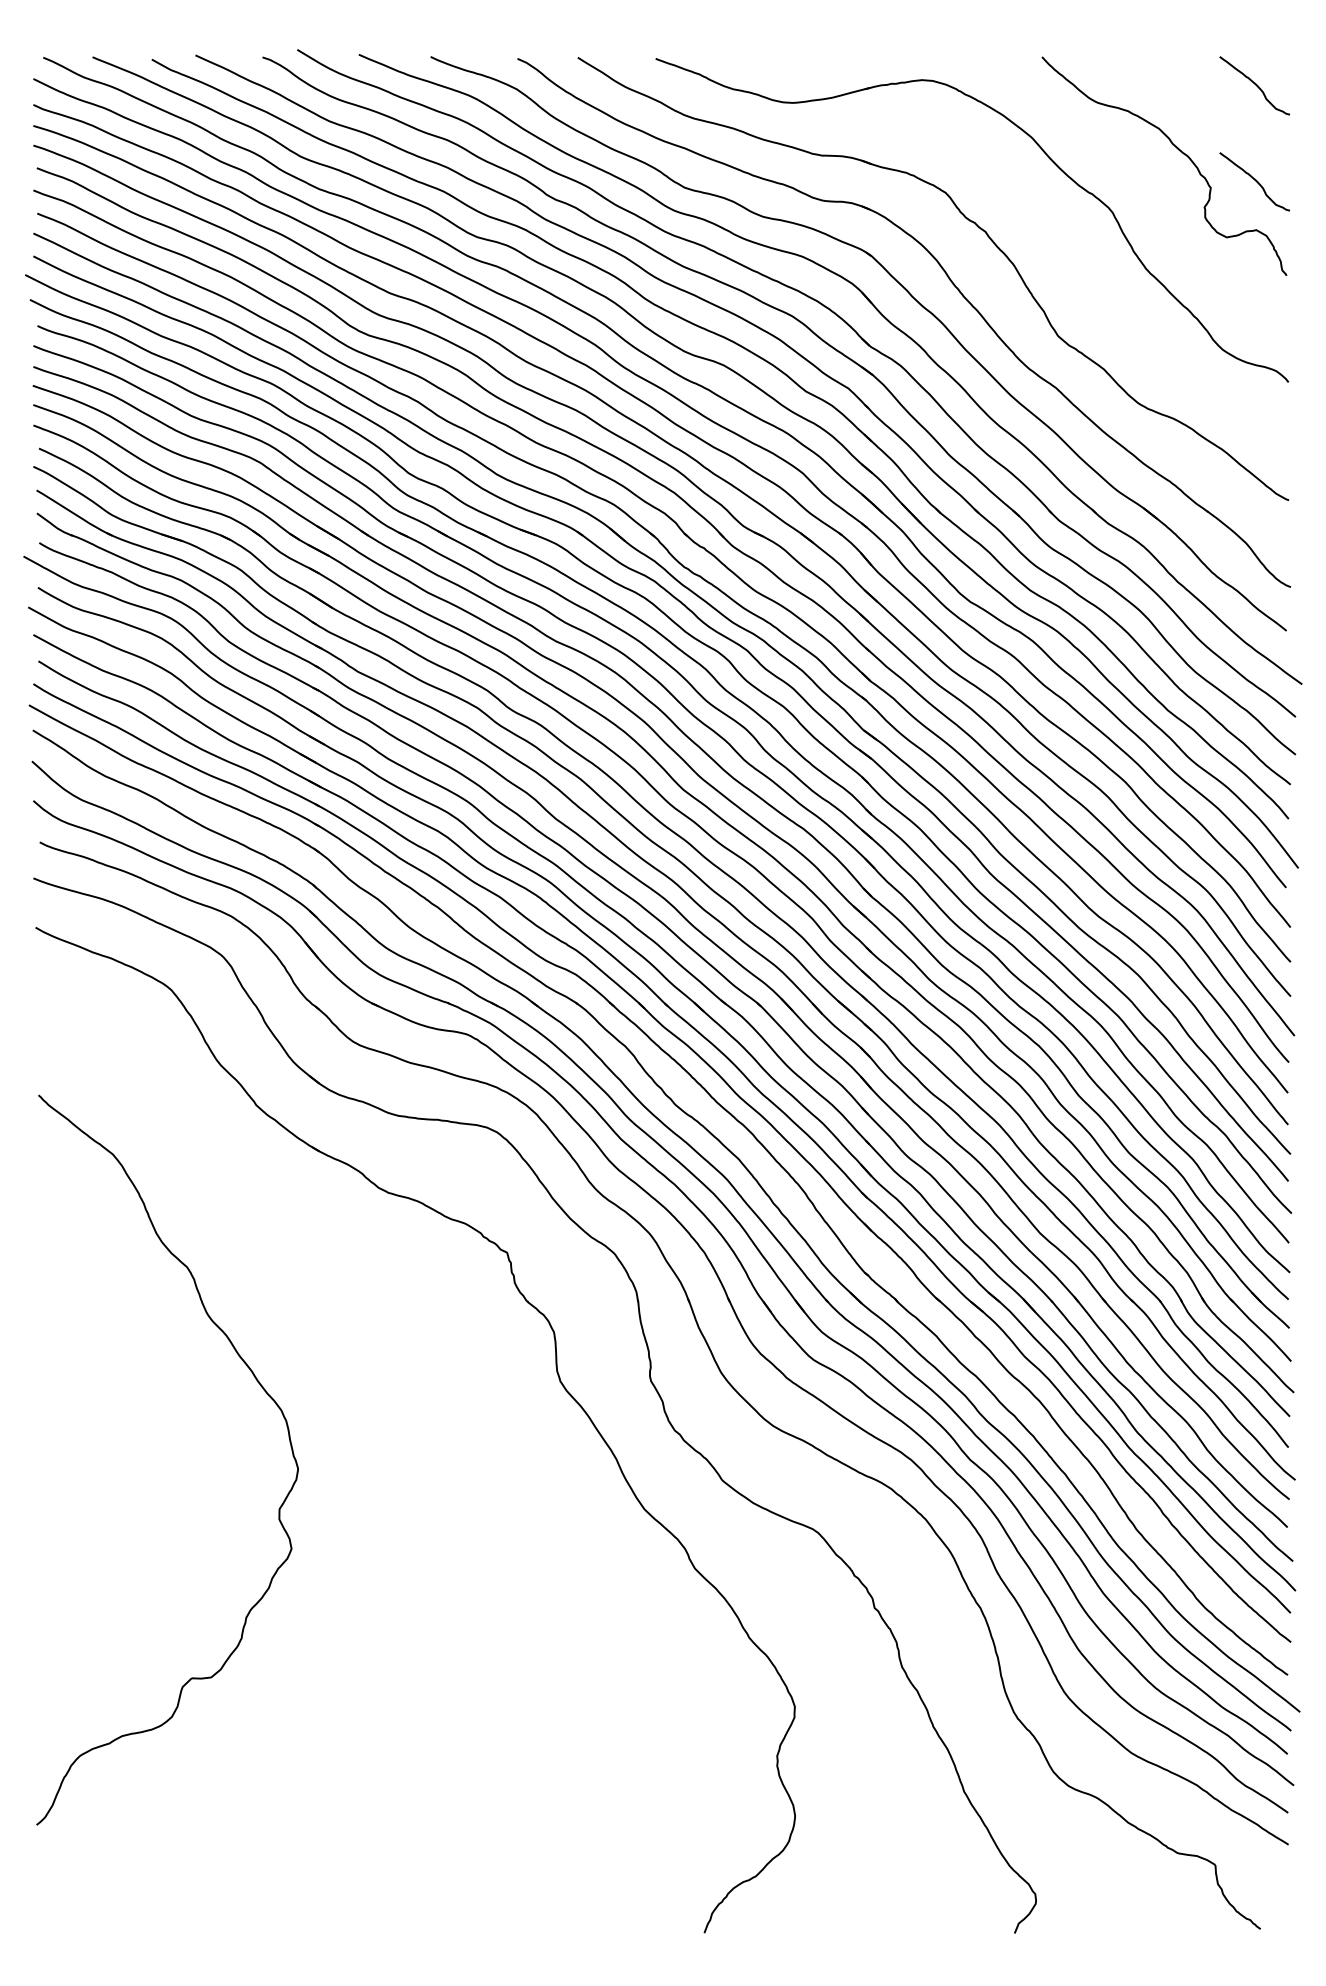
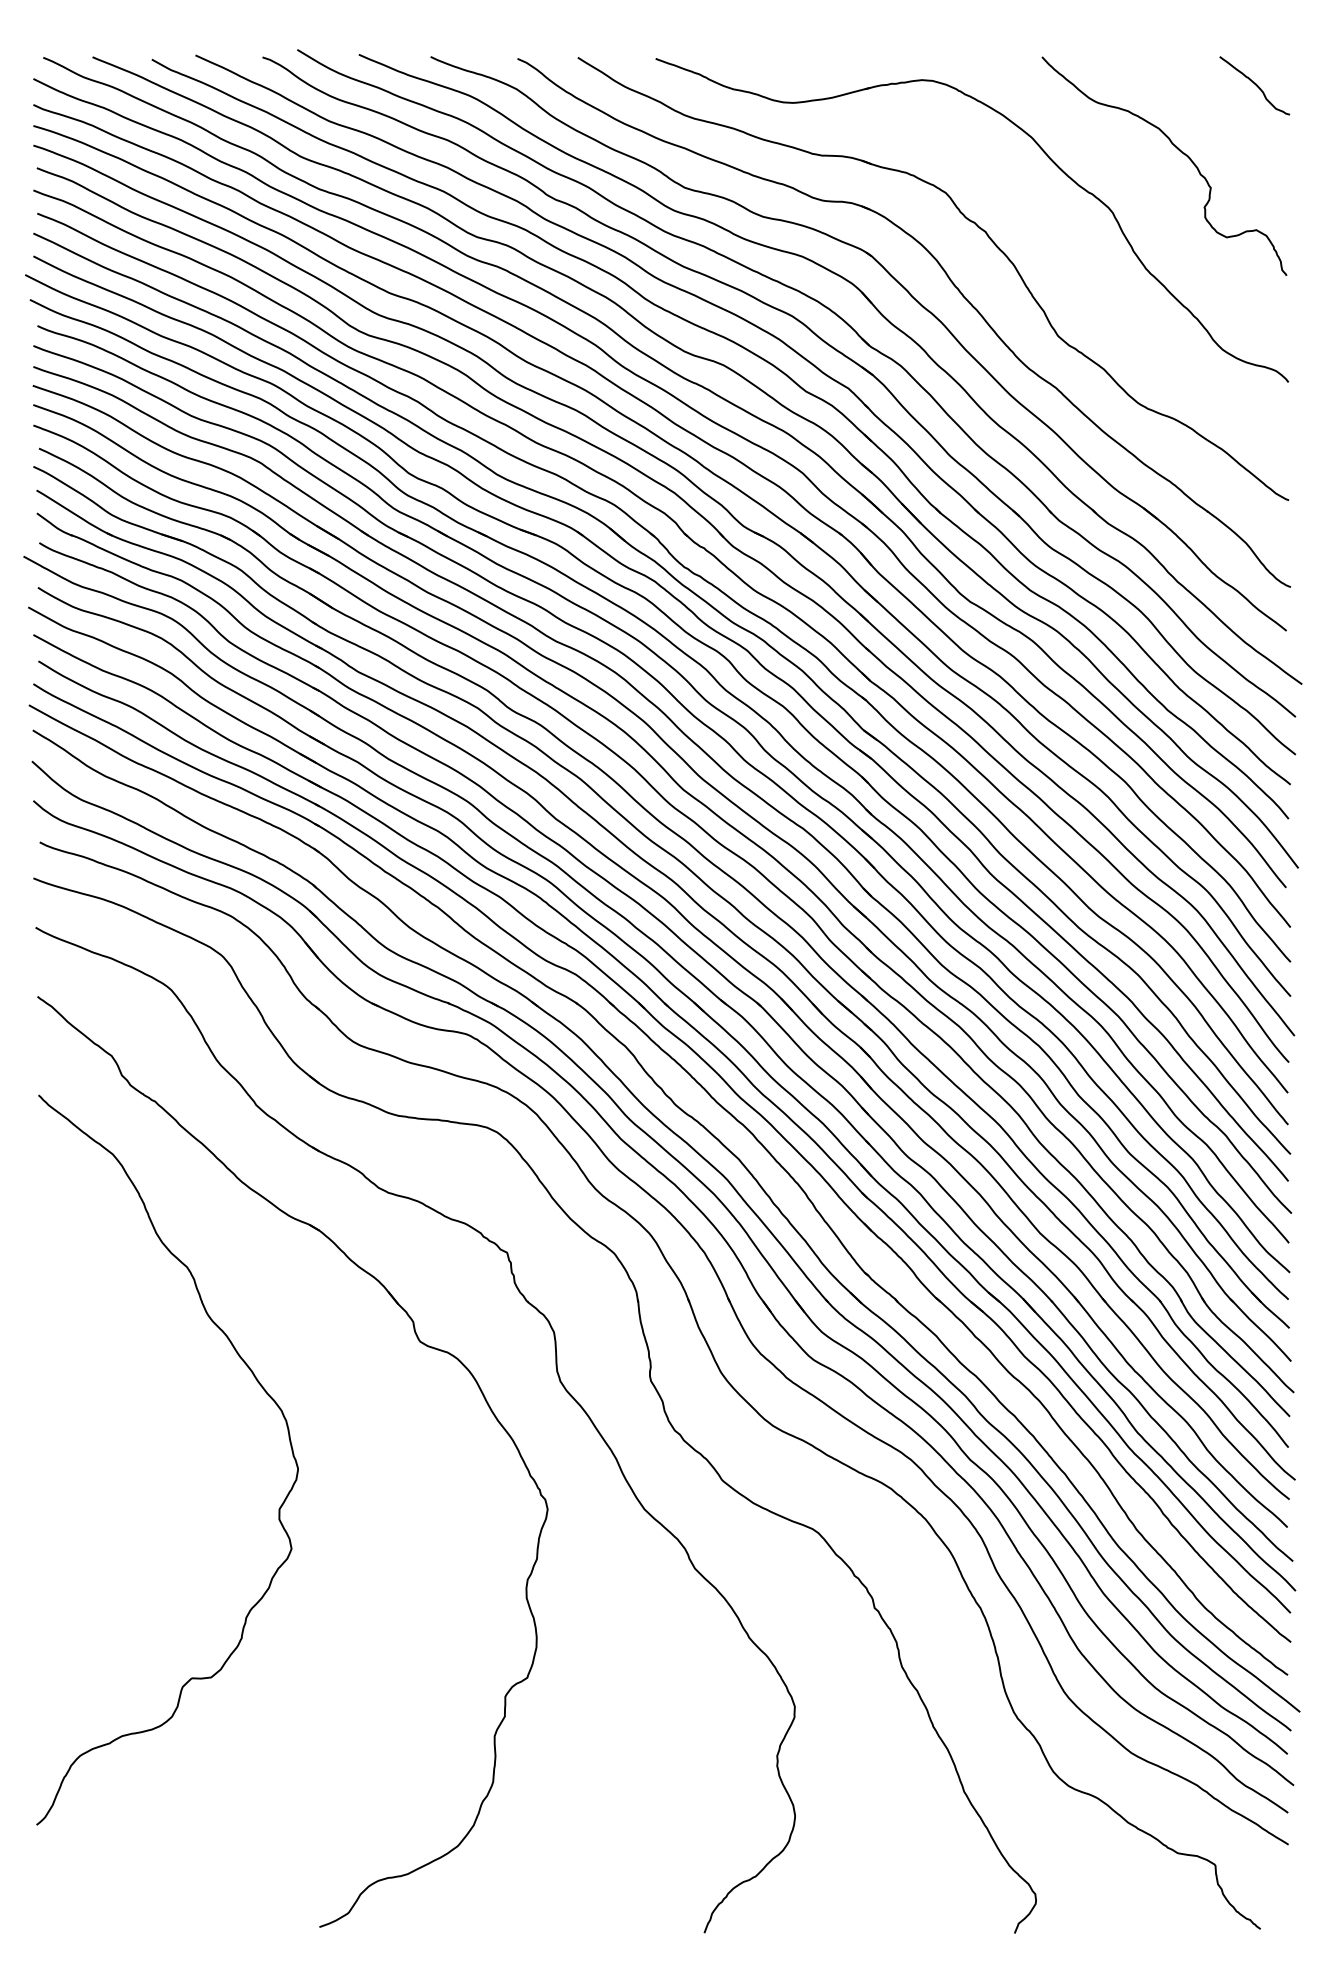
curve: present -> none (1254, 180)
part: none -> present (419, 1342)
